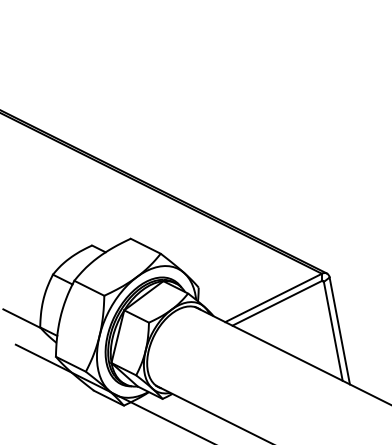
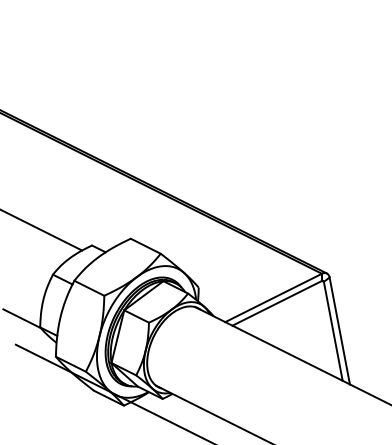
line: none -> present (42, 230)
